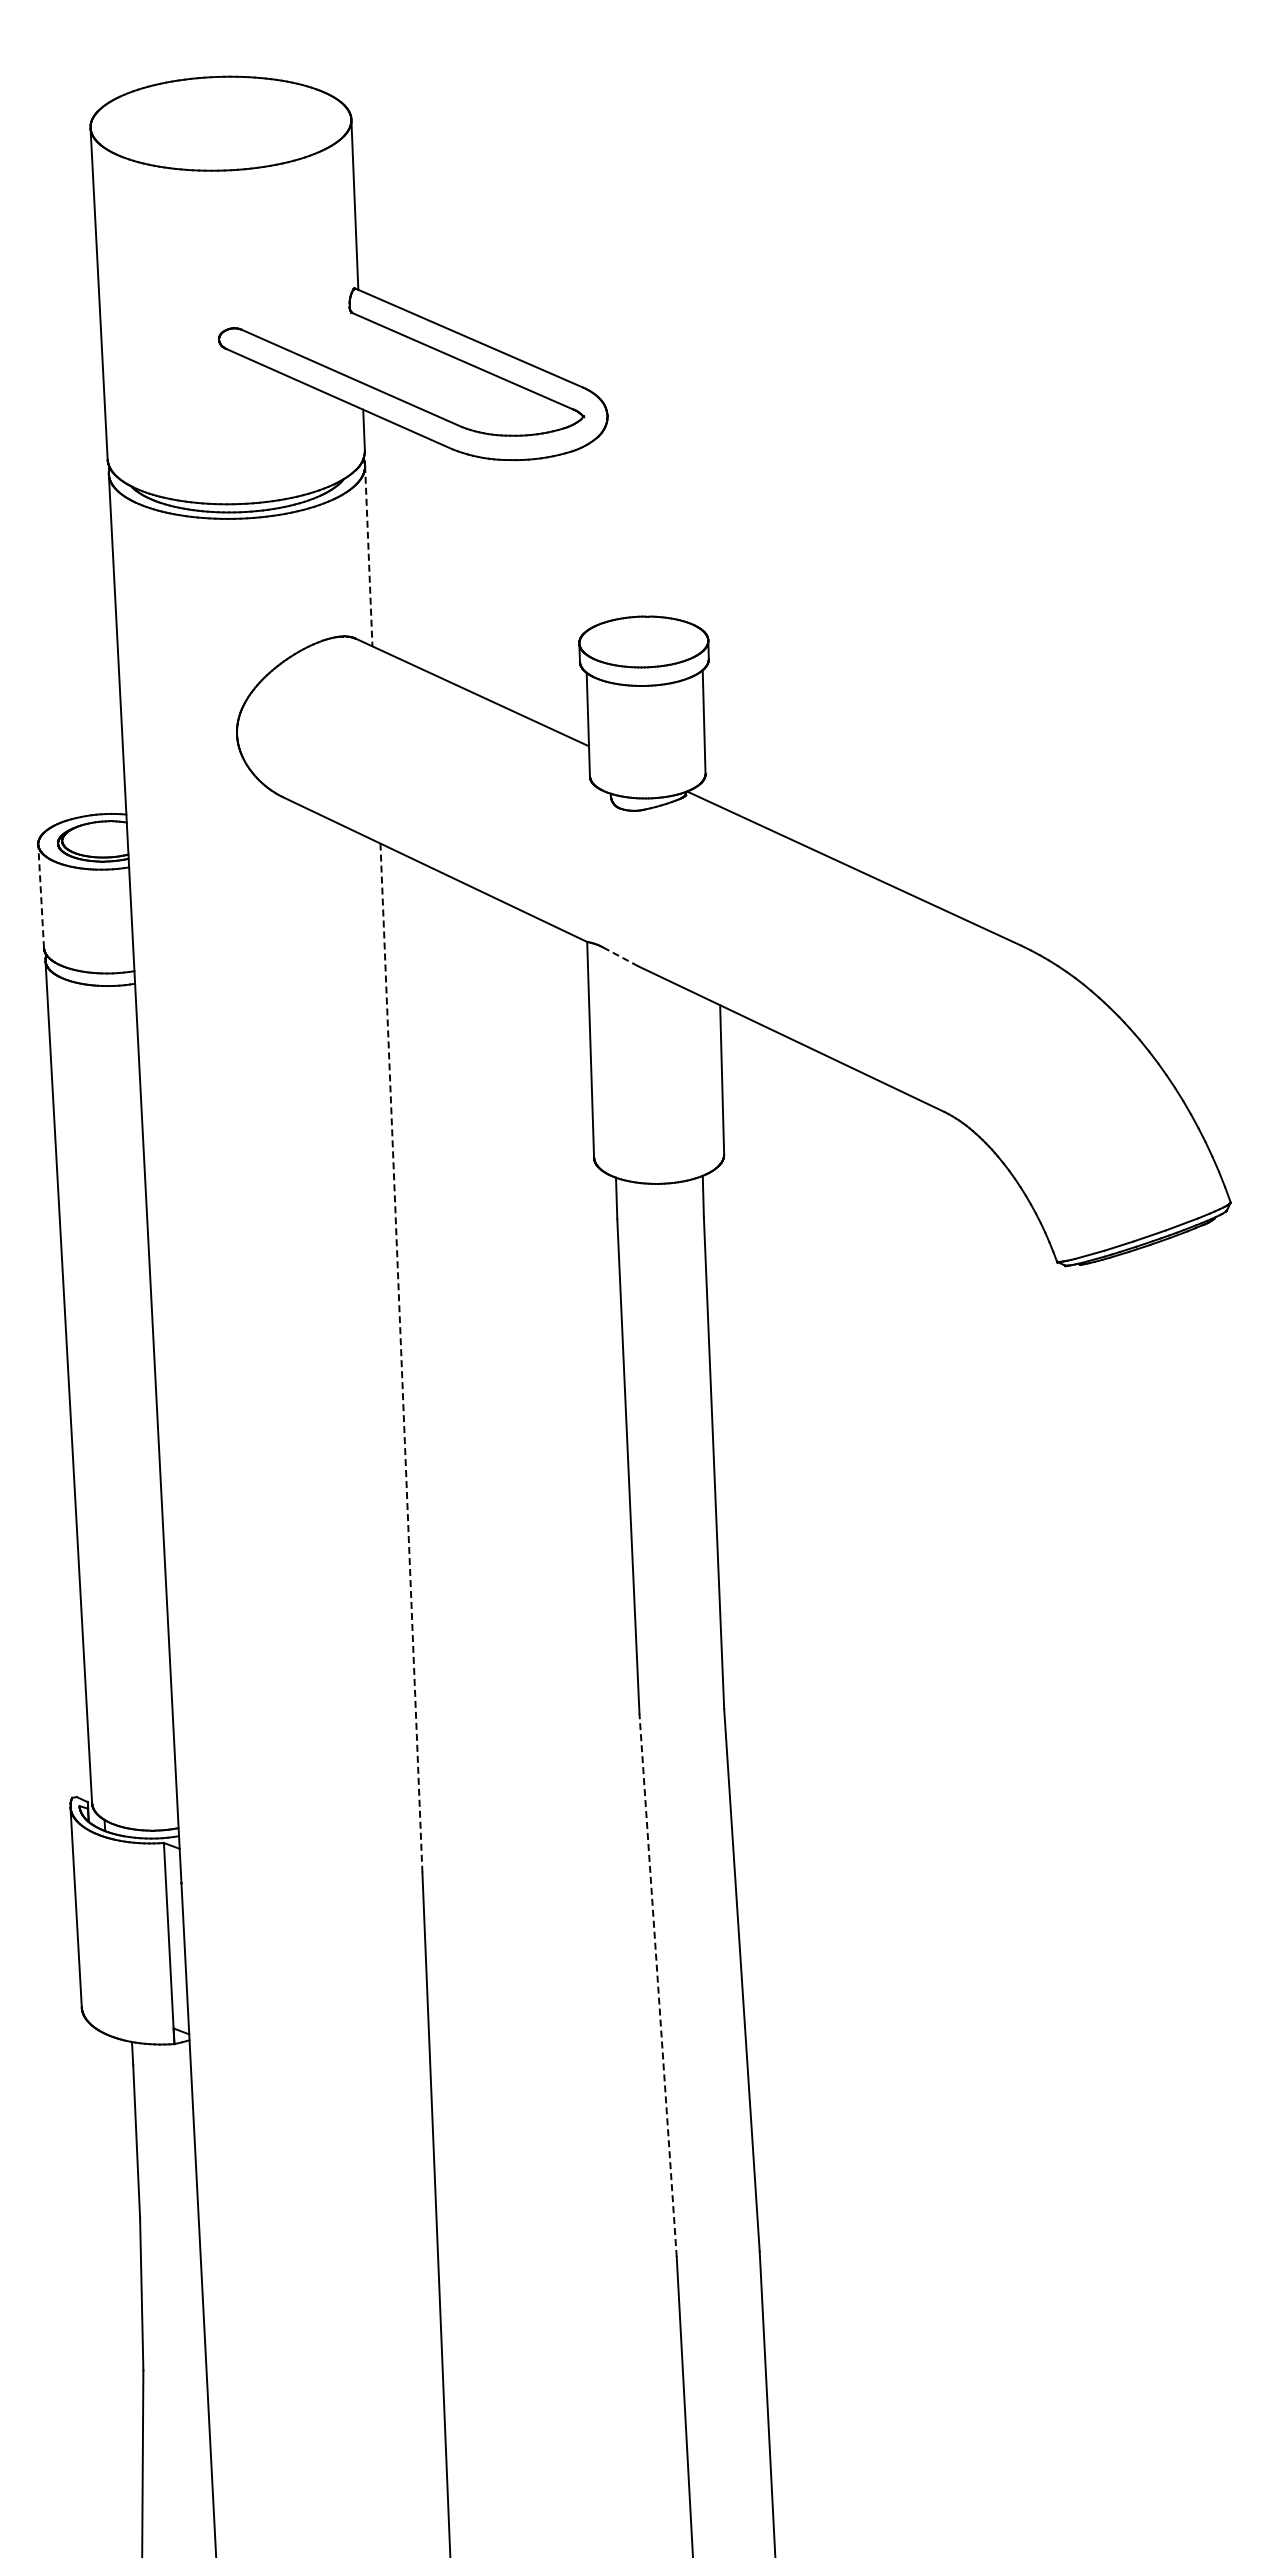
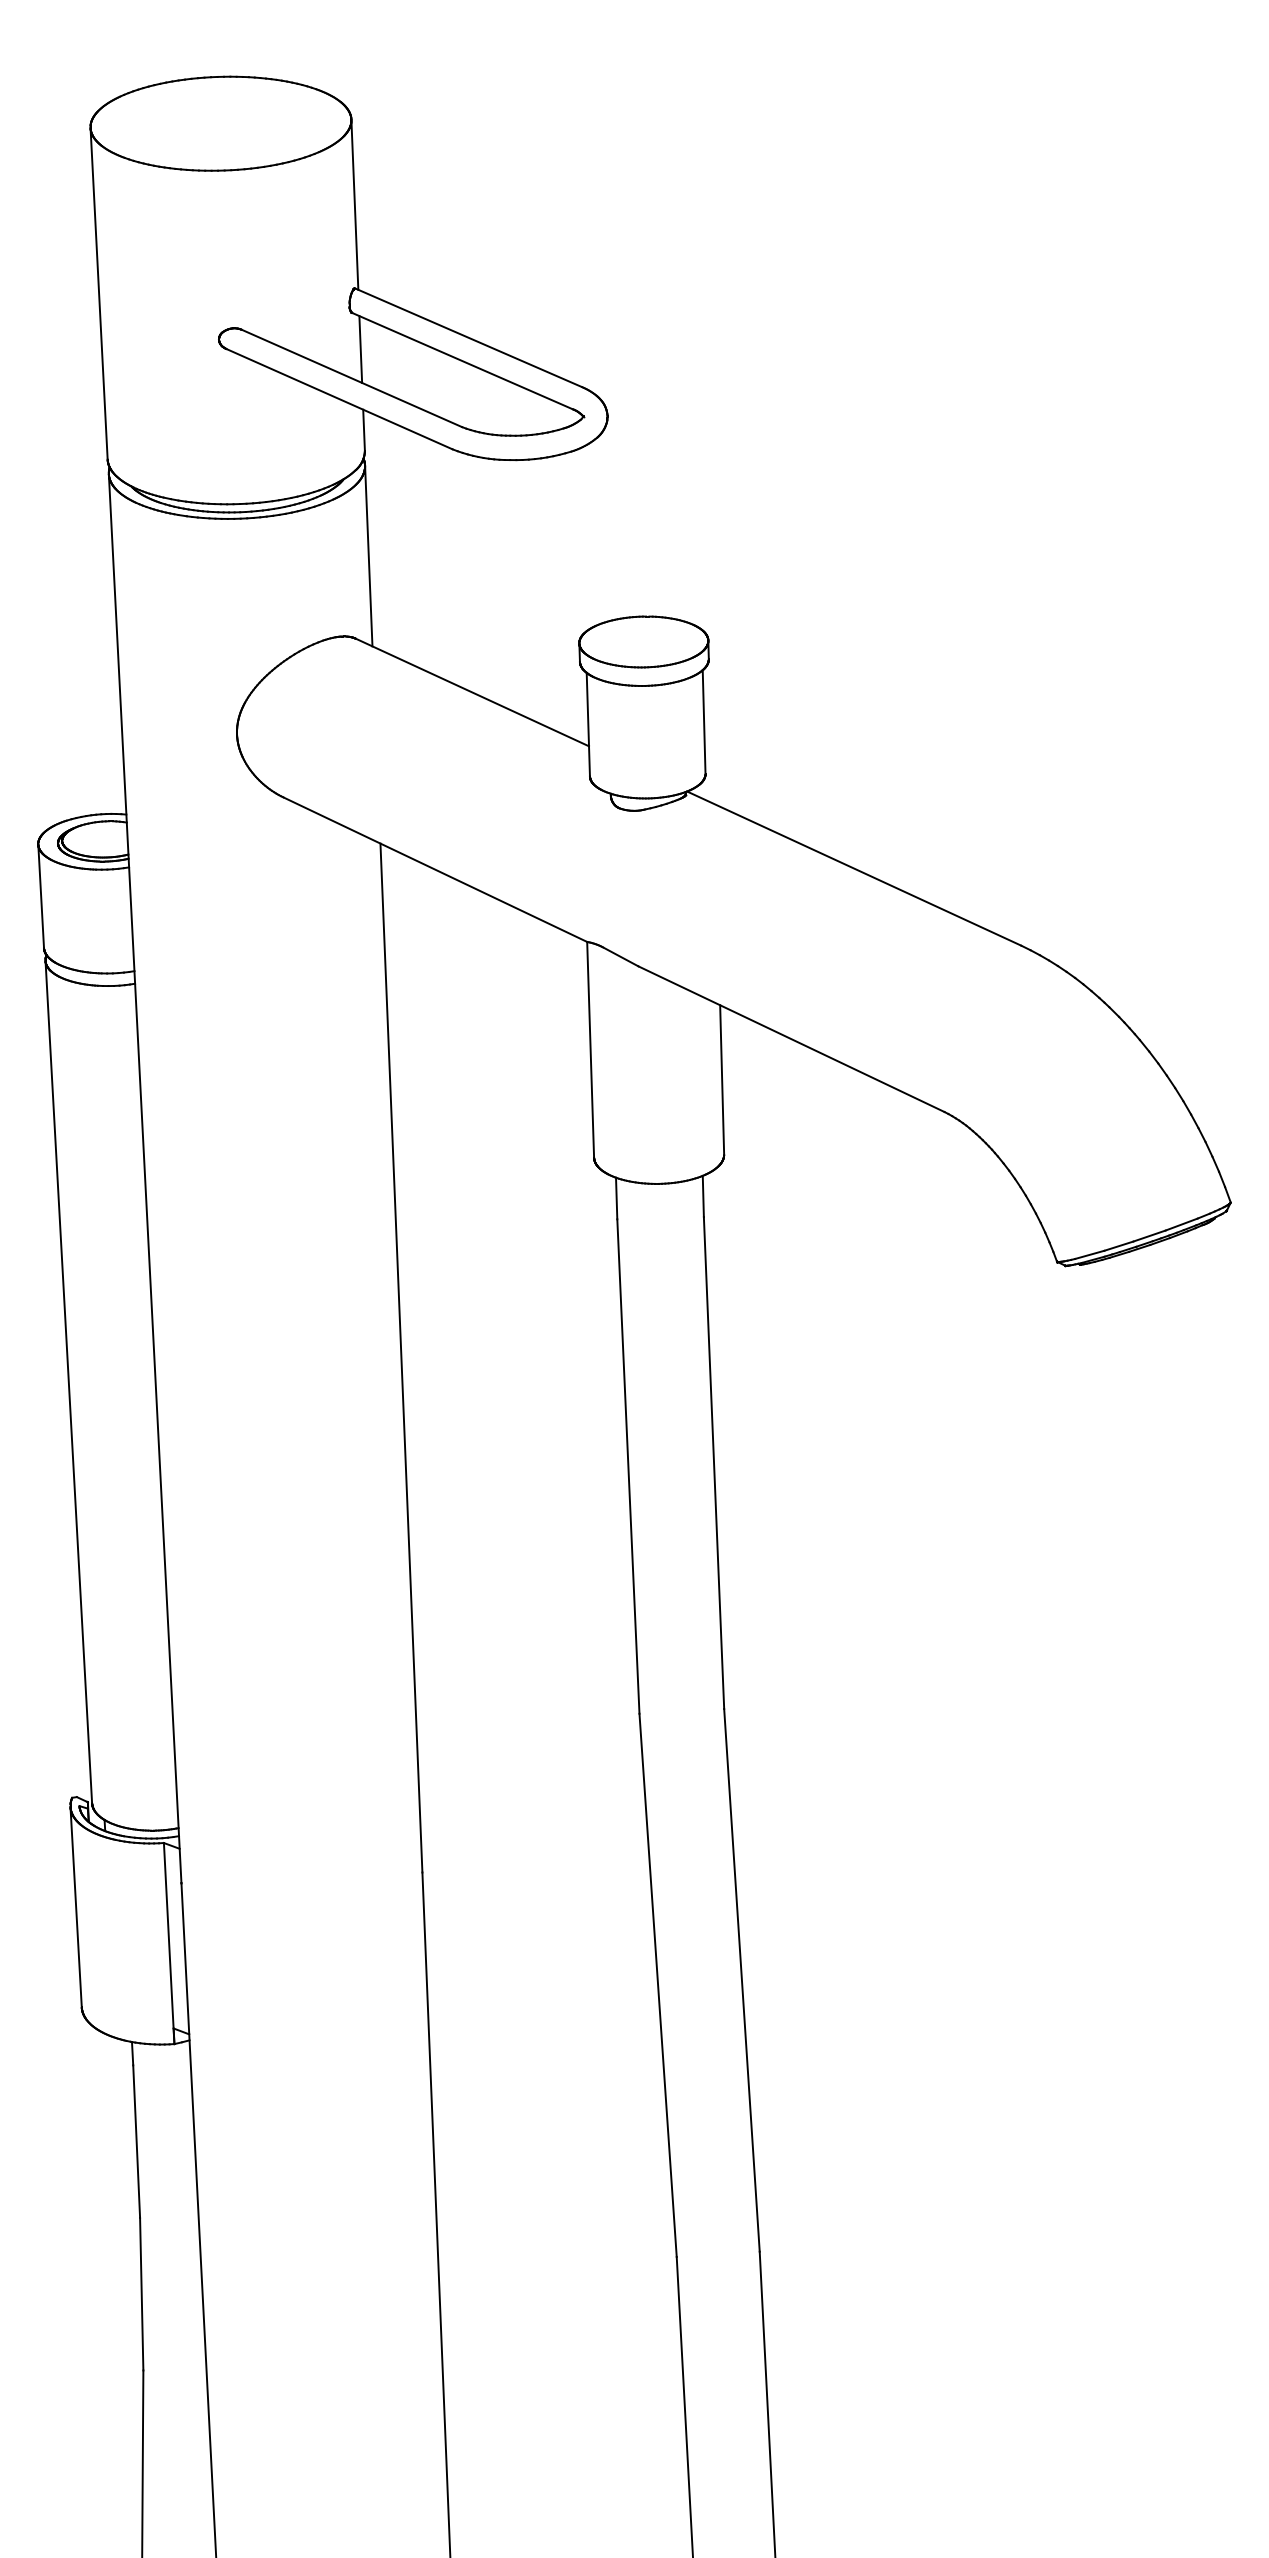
line: none -> present (360, 349)
line: dashed -> solid (368, 556)
line: dashed -> solid (41, 896)
line: dashed -> solid (620, 956)
line: dashed -> solid (401, 1358)
line: dashed -> solid (658, 1984)
